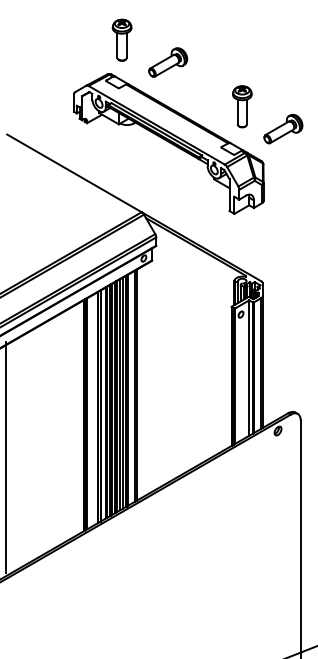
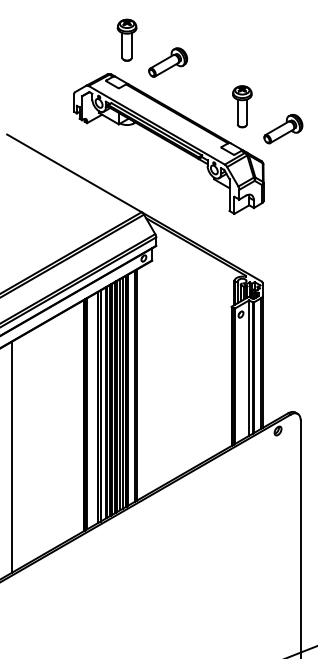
part position: (121, 39) -> (126, 39) (126, 39)
line position: (6, 456) -> (12, 456) (12, 456)
